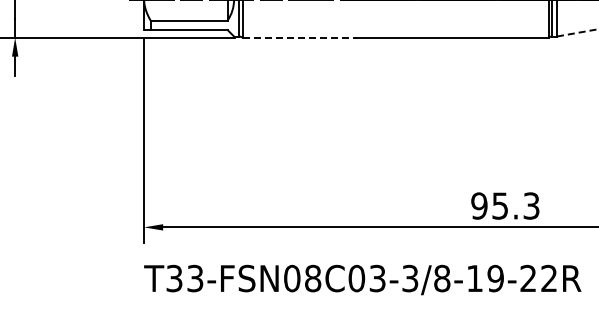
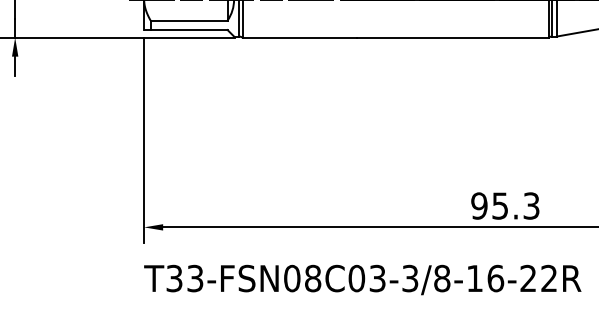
line: dashed -> solid (577, 32)
line: dashed -> solid (300, 37)
text: T33-FSN08C03-3/8-19-22R -> T33-FSN08C03-3/8-16-22R (495, 278)
